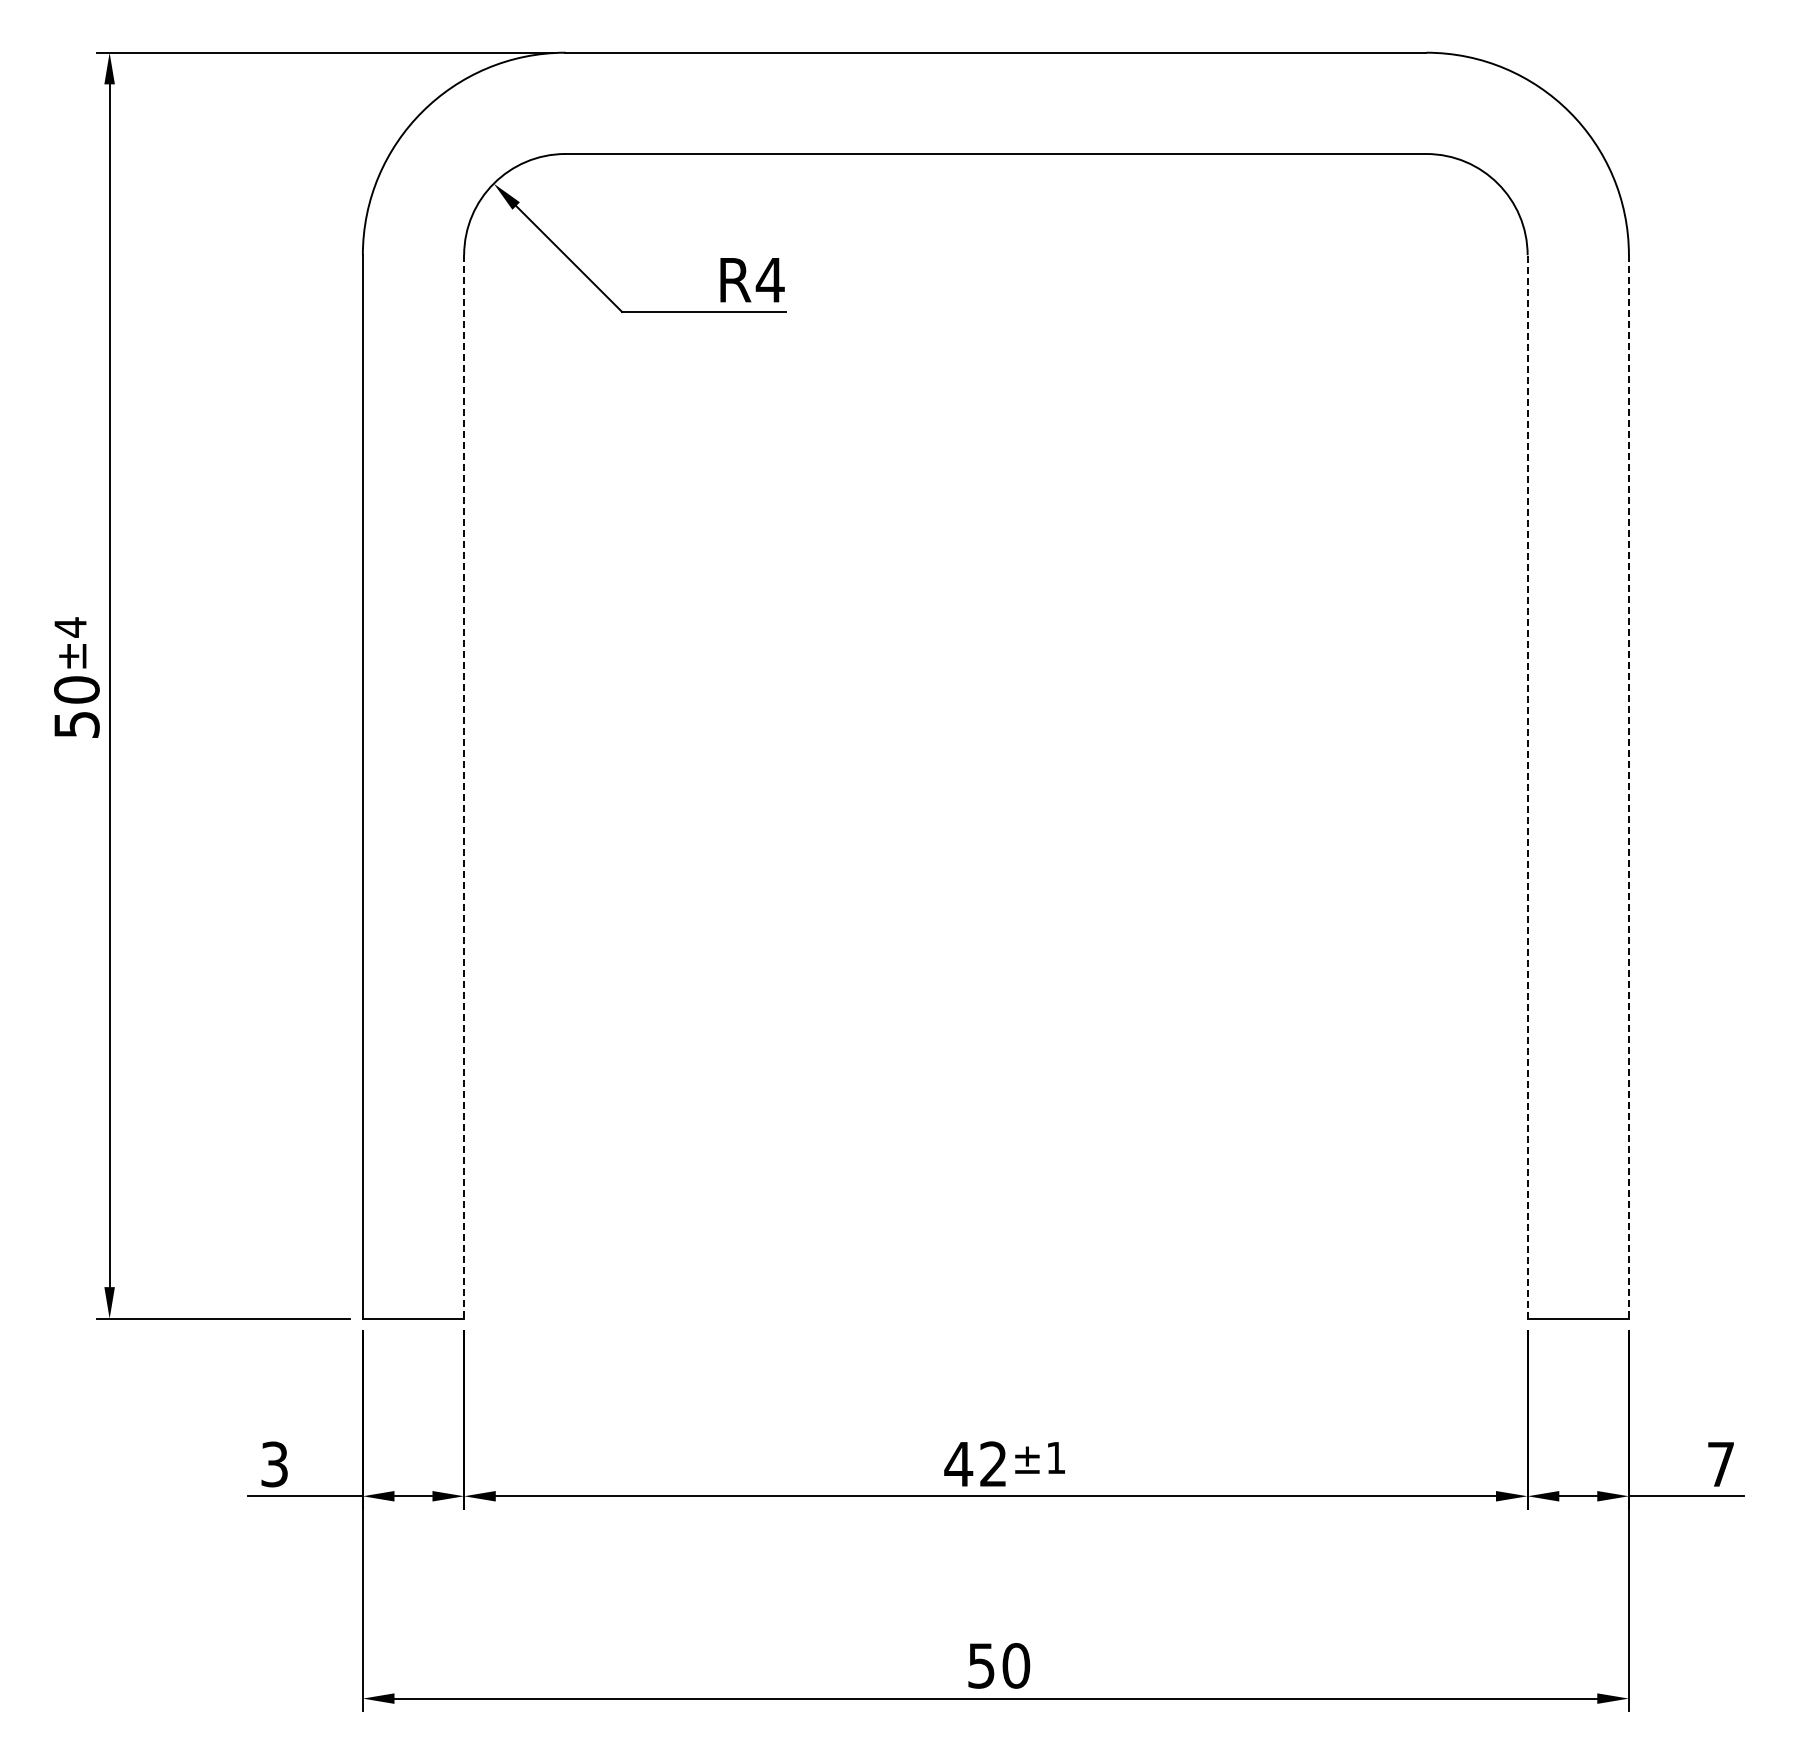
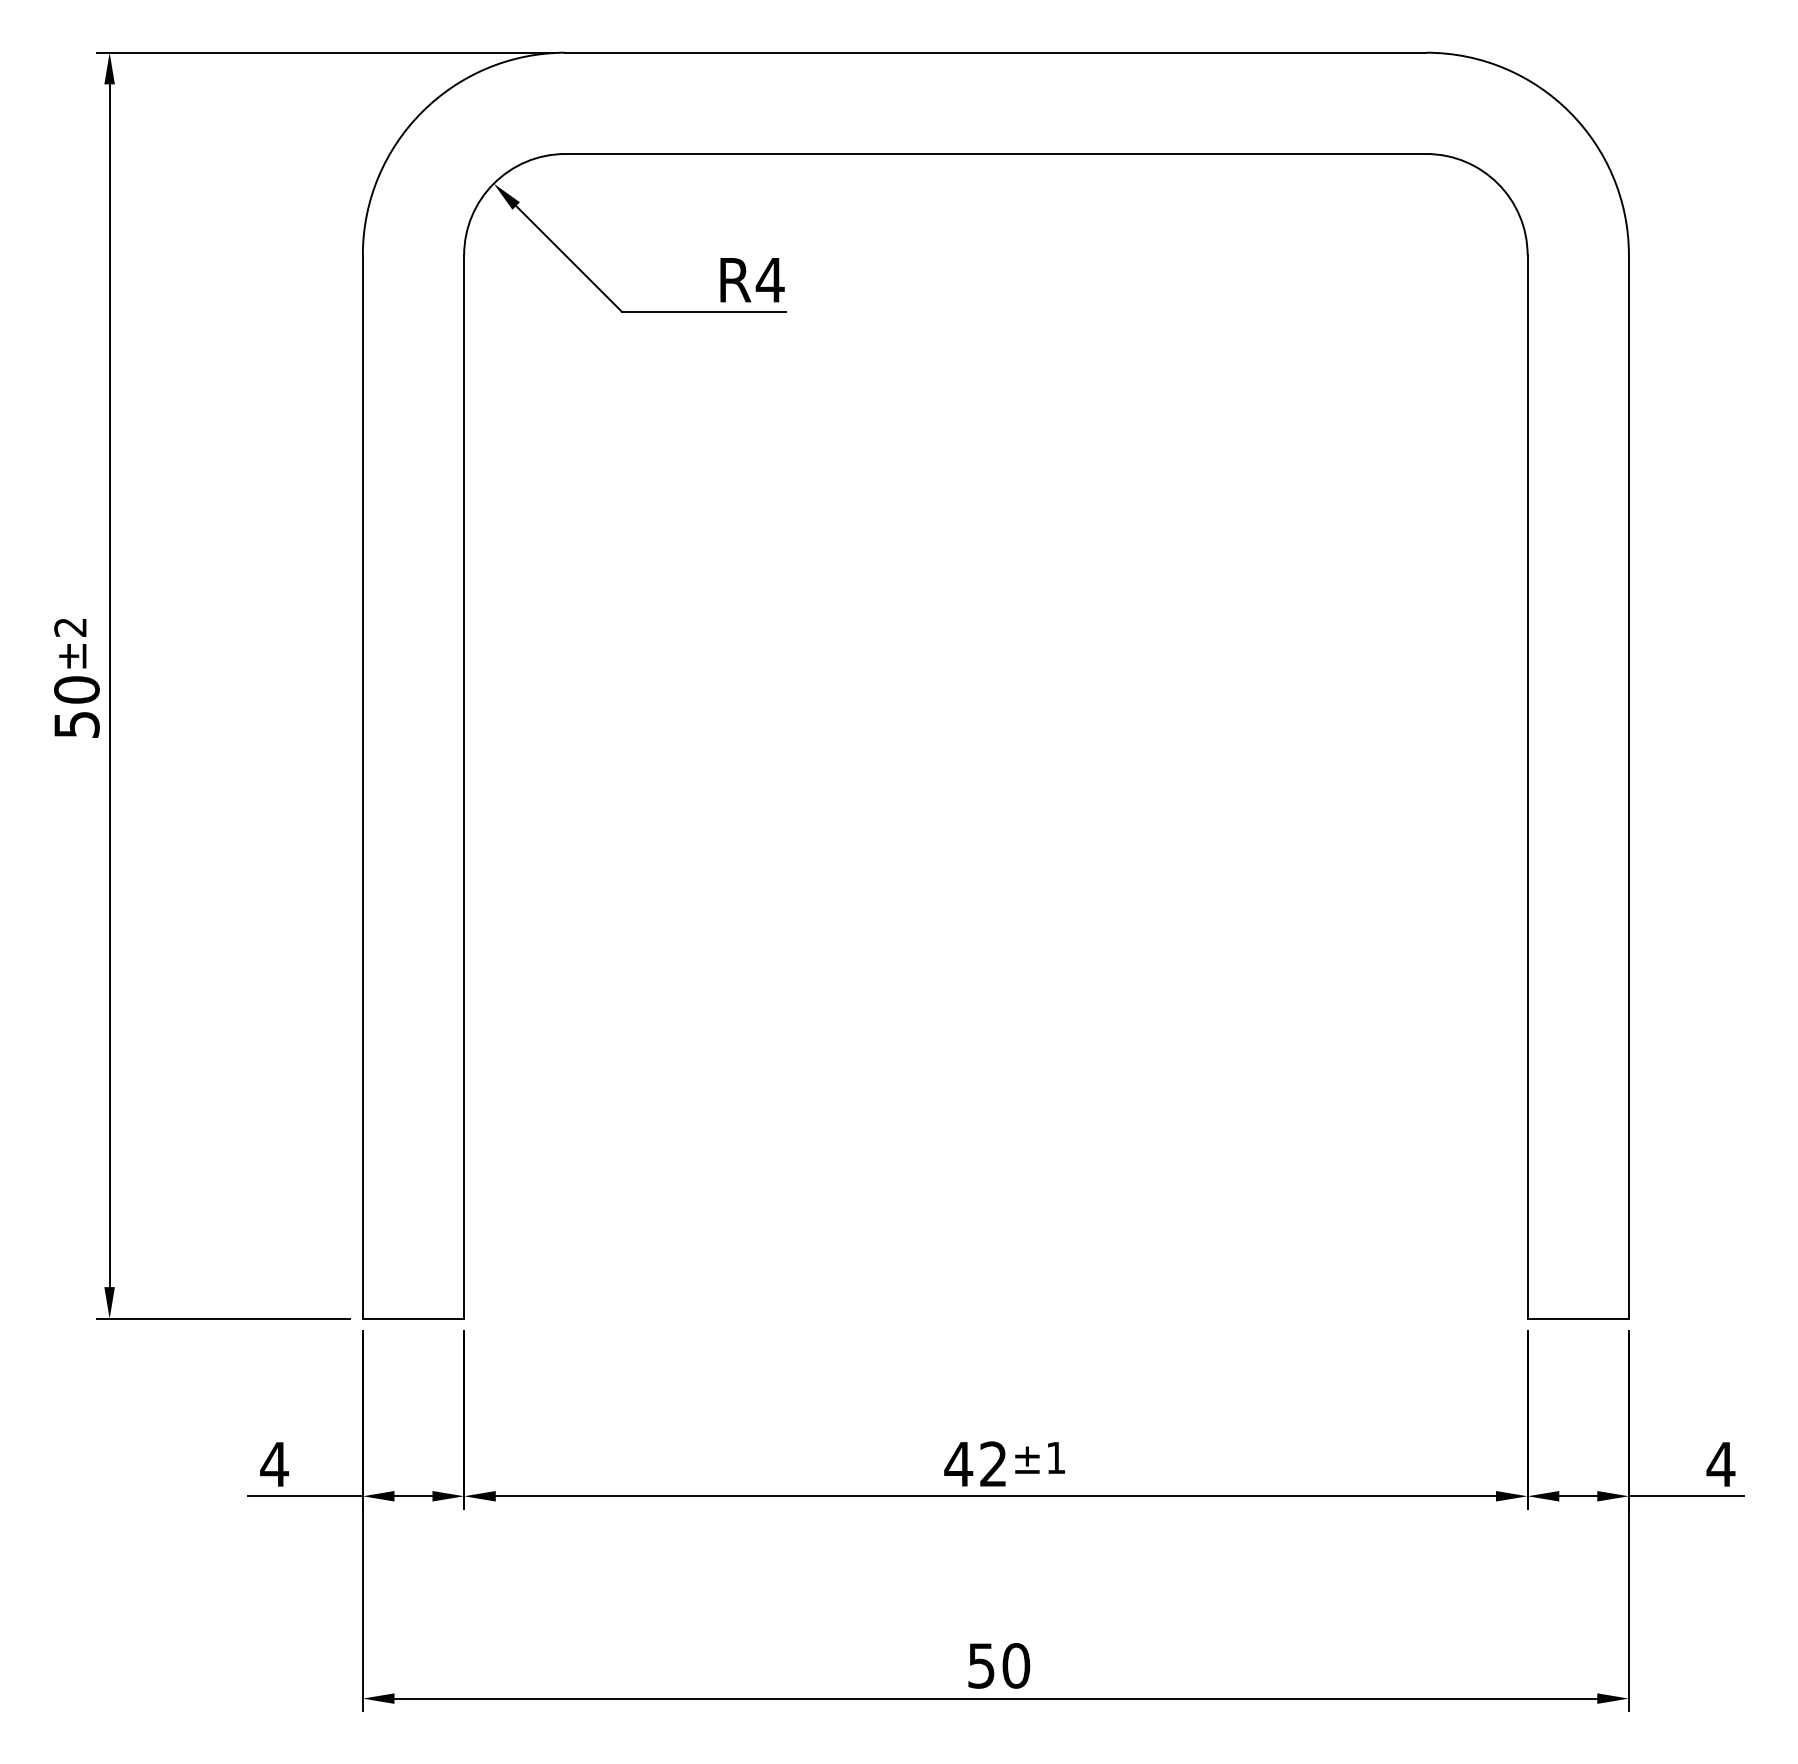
text: ±4 -> ±2 (70, 627)
line: dashed -> solid (464, 787)
line: dashed -> solid (1527, 787)
line: dashed -> solid (1628, 787)
text: 3 -> 4 (274, 1464)
text: 7 -> 4 (1720, 1464)
